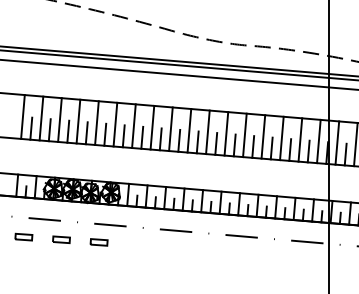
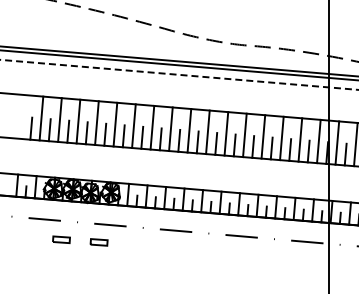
line: solid -> dashed (180, 74)
line: present -> none (22, 116)
part: present -> none (23, 236)
